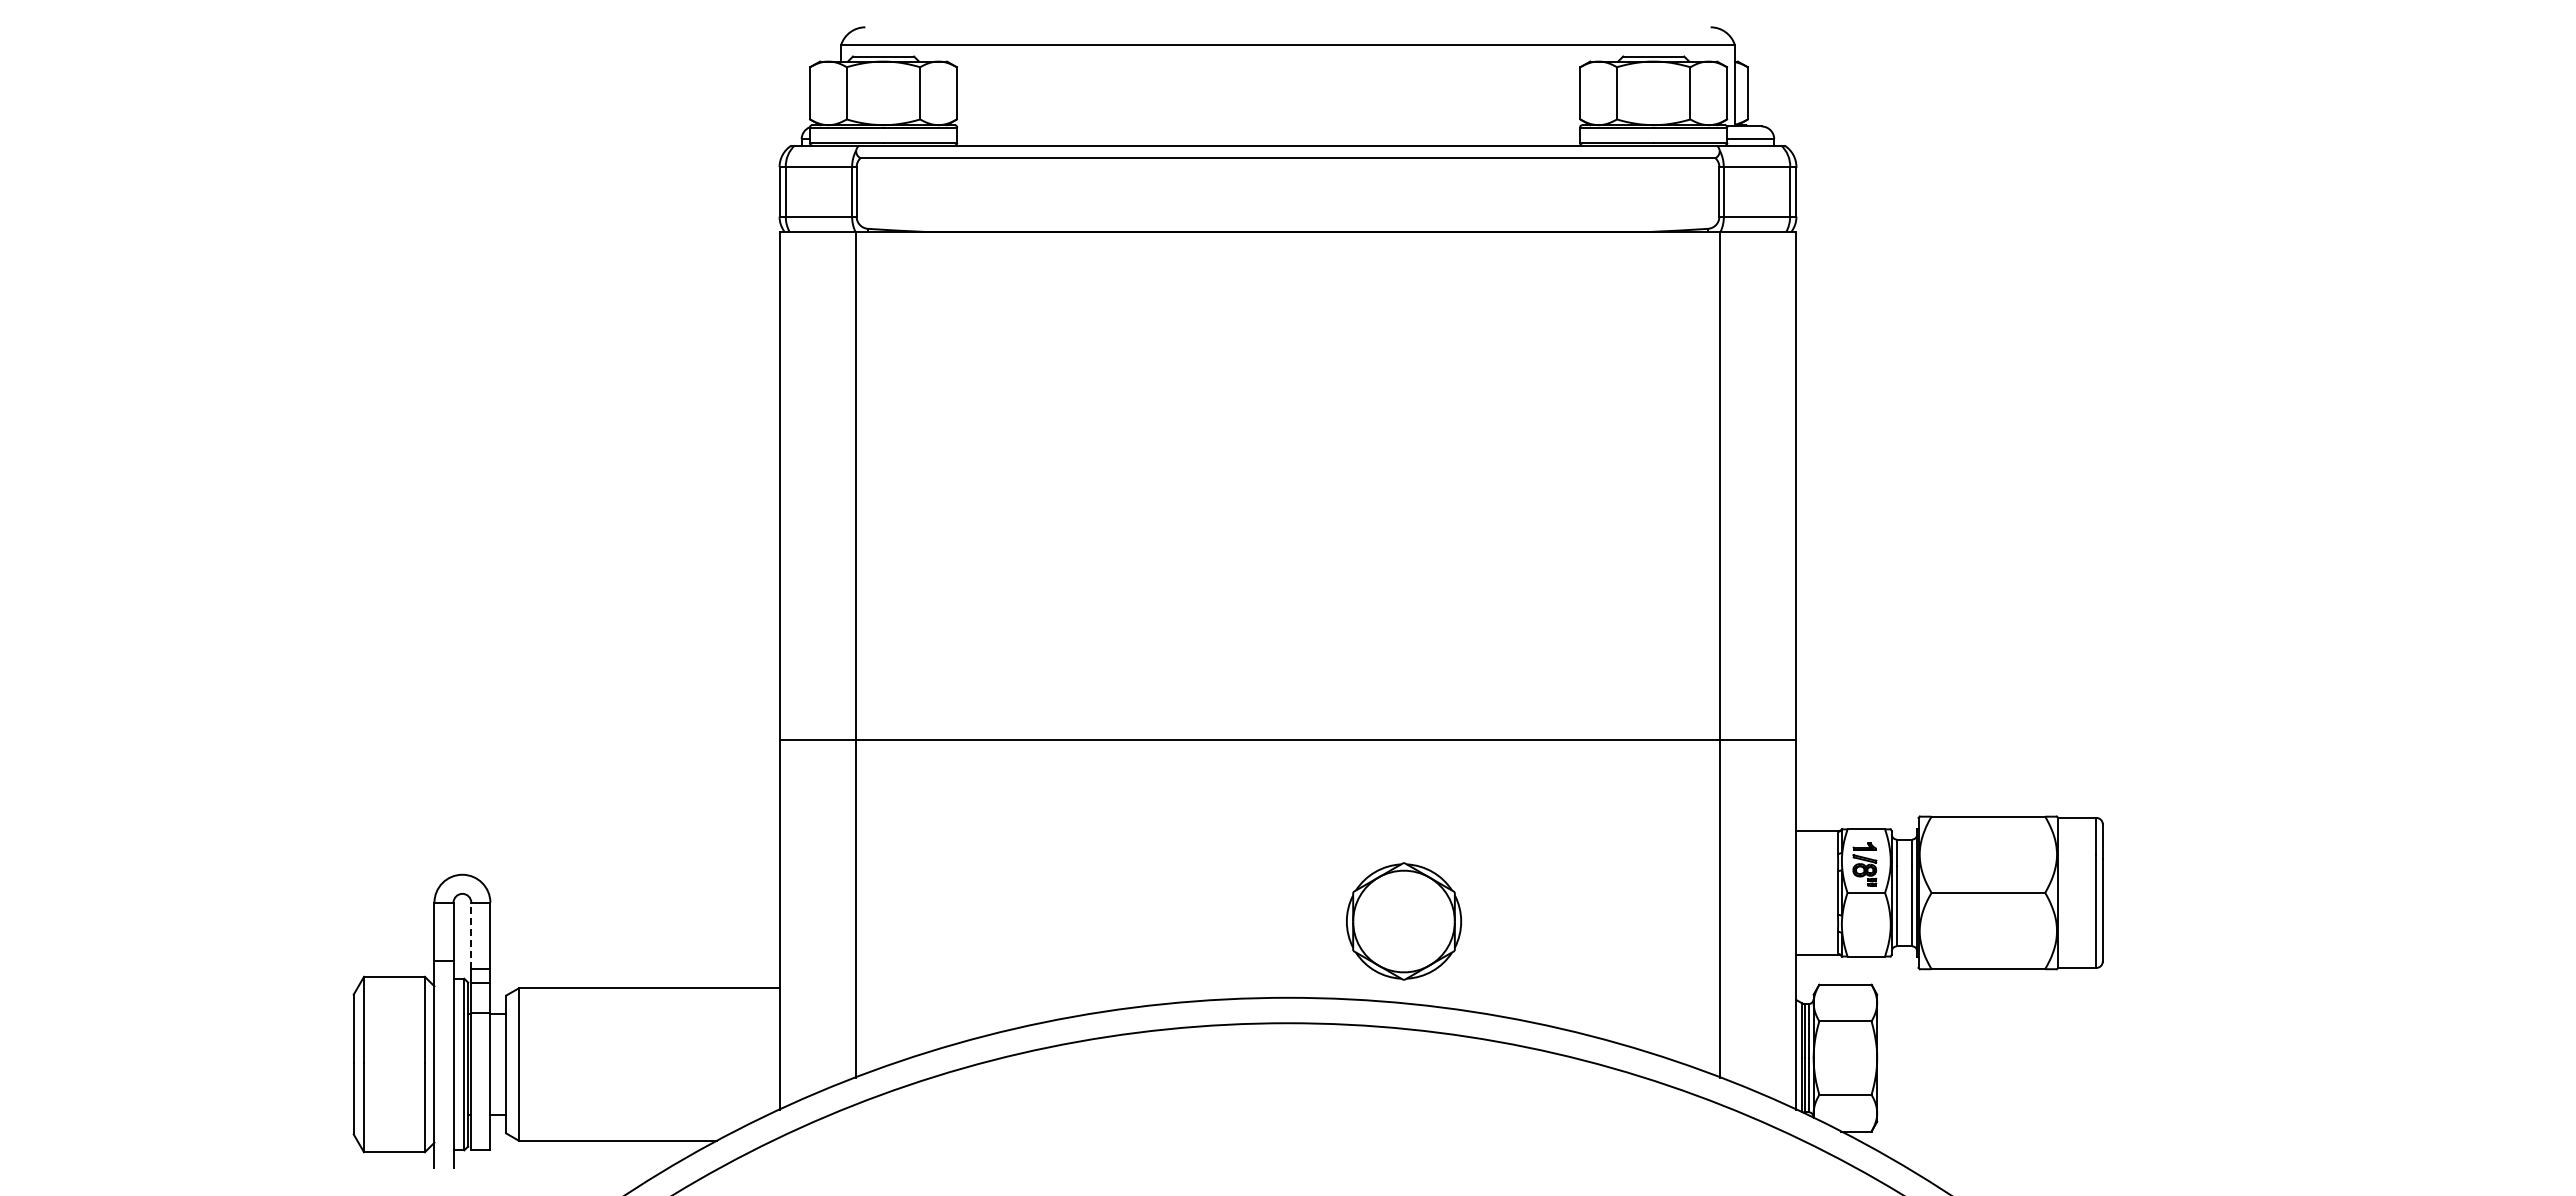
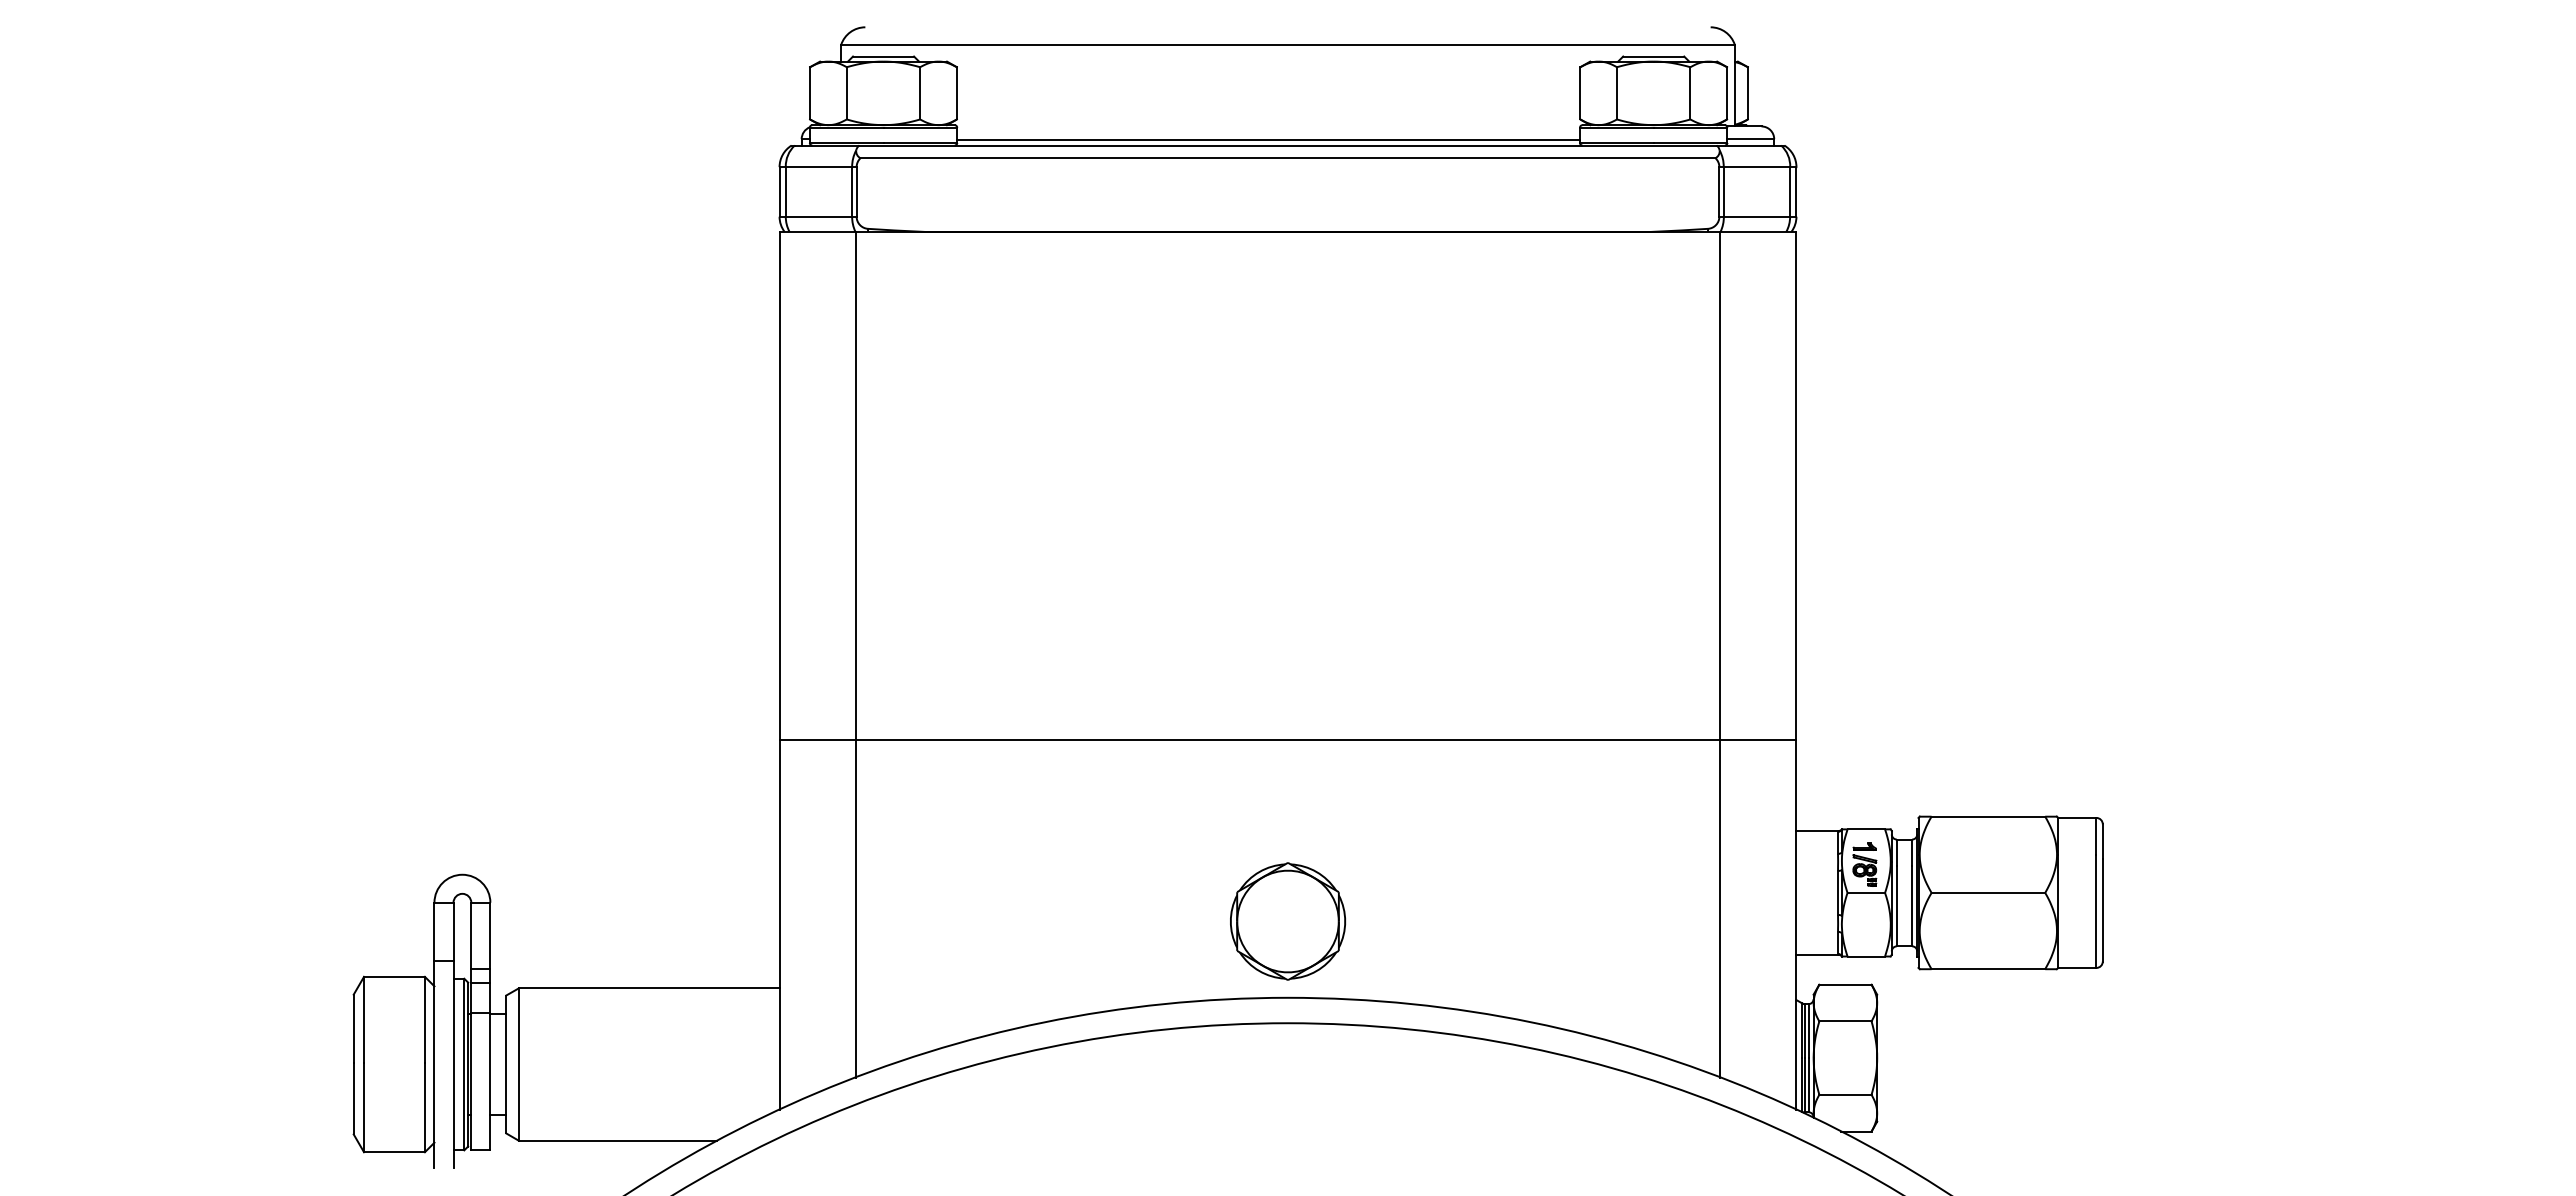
line: none -> present (1268, 140)
part position: (1404, 921) -> (1288, 921) (1288, 921)
line: dashed -> solid (471, 935)
